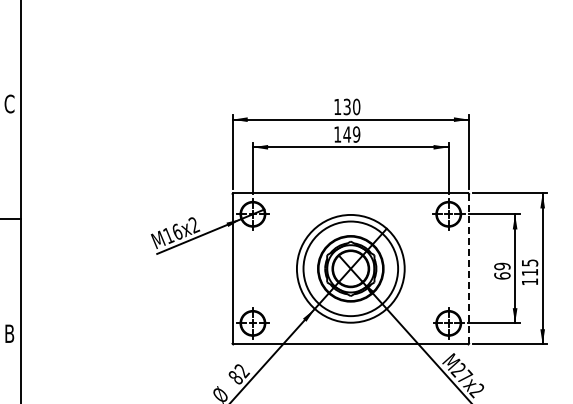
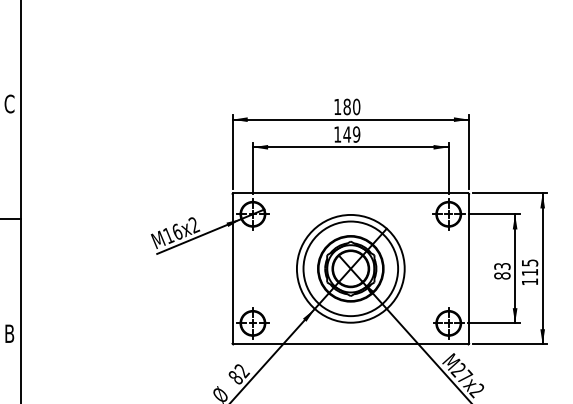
text: 130 -> 180 (346, 106)
line: dashed -> solid (469, 268)
text: 69 -> 83 (502, 270)
